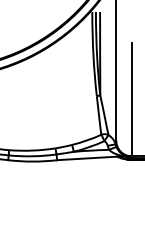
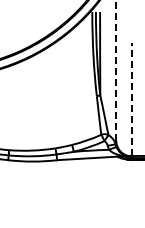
line: solid -> dashed (116, 70)
line: solid -> dashed (131, 99)
